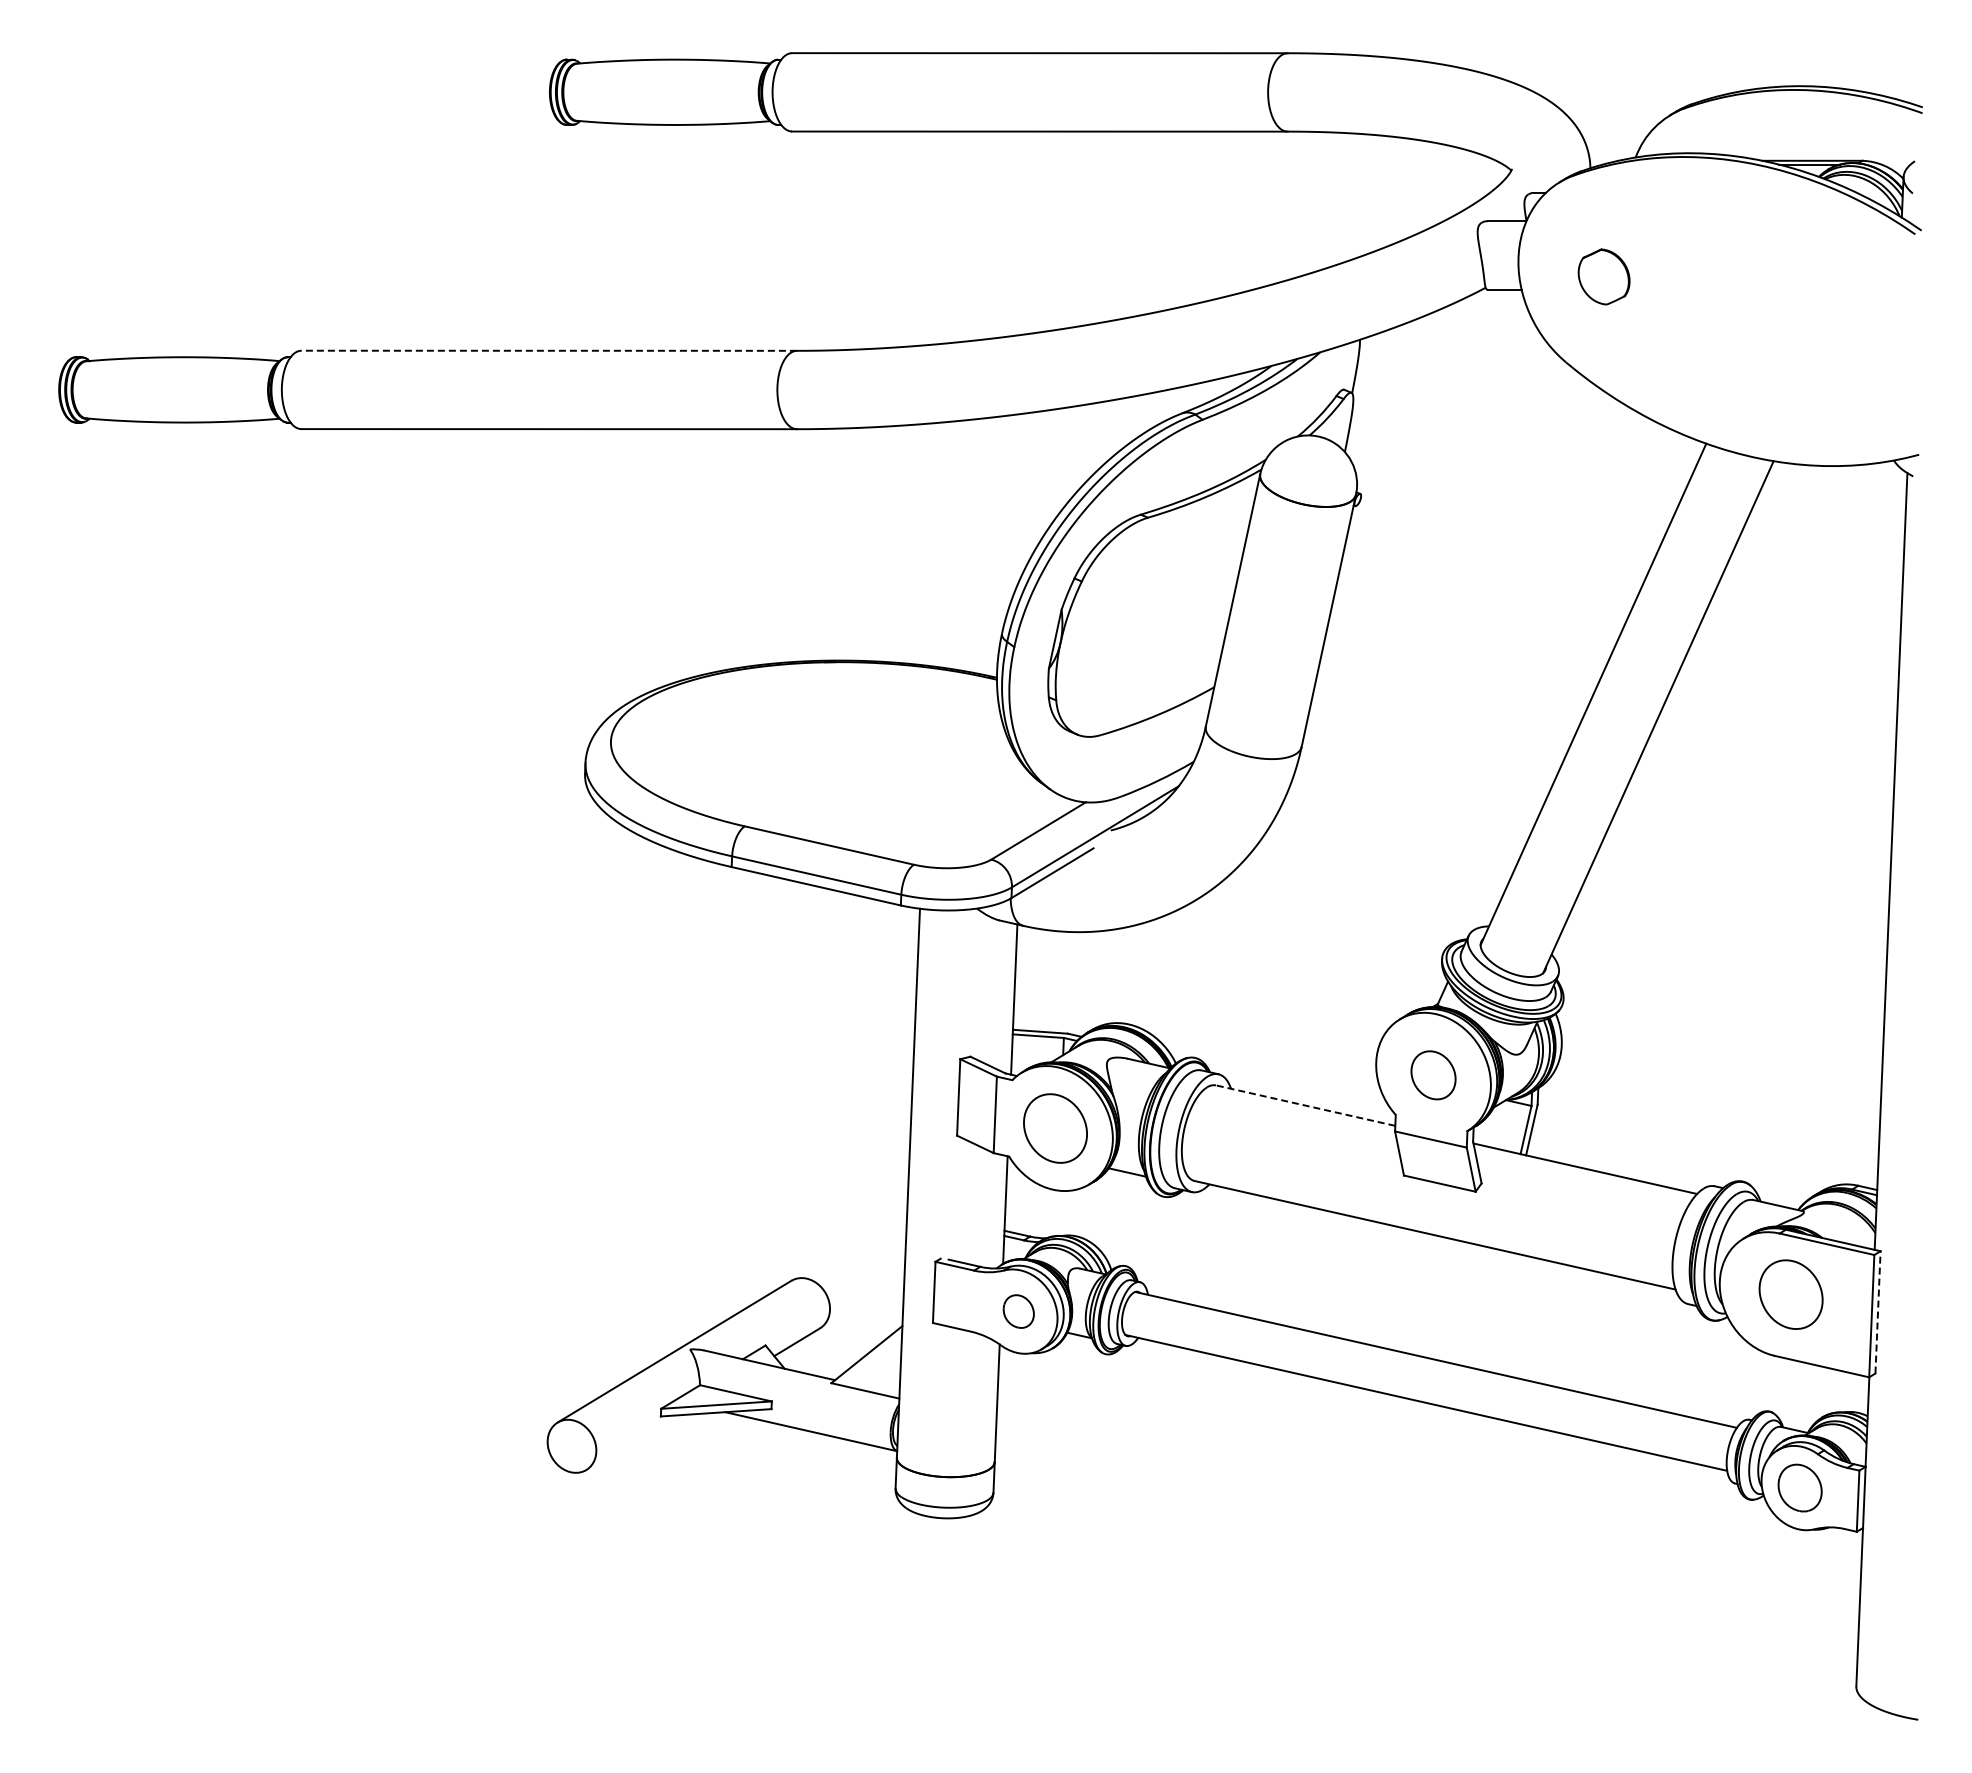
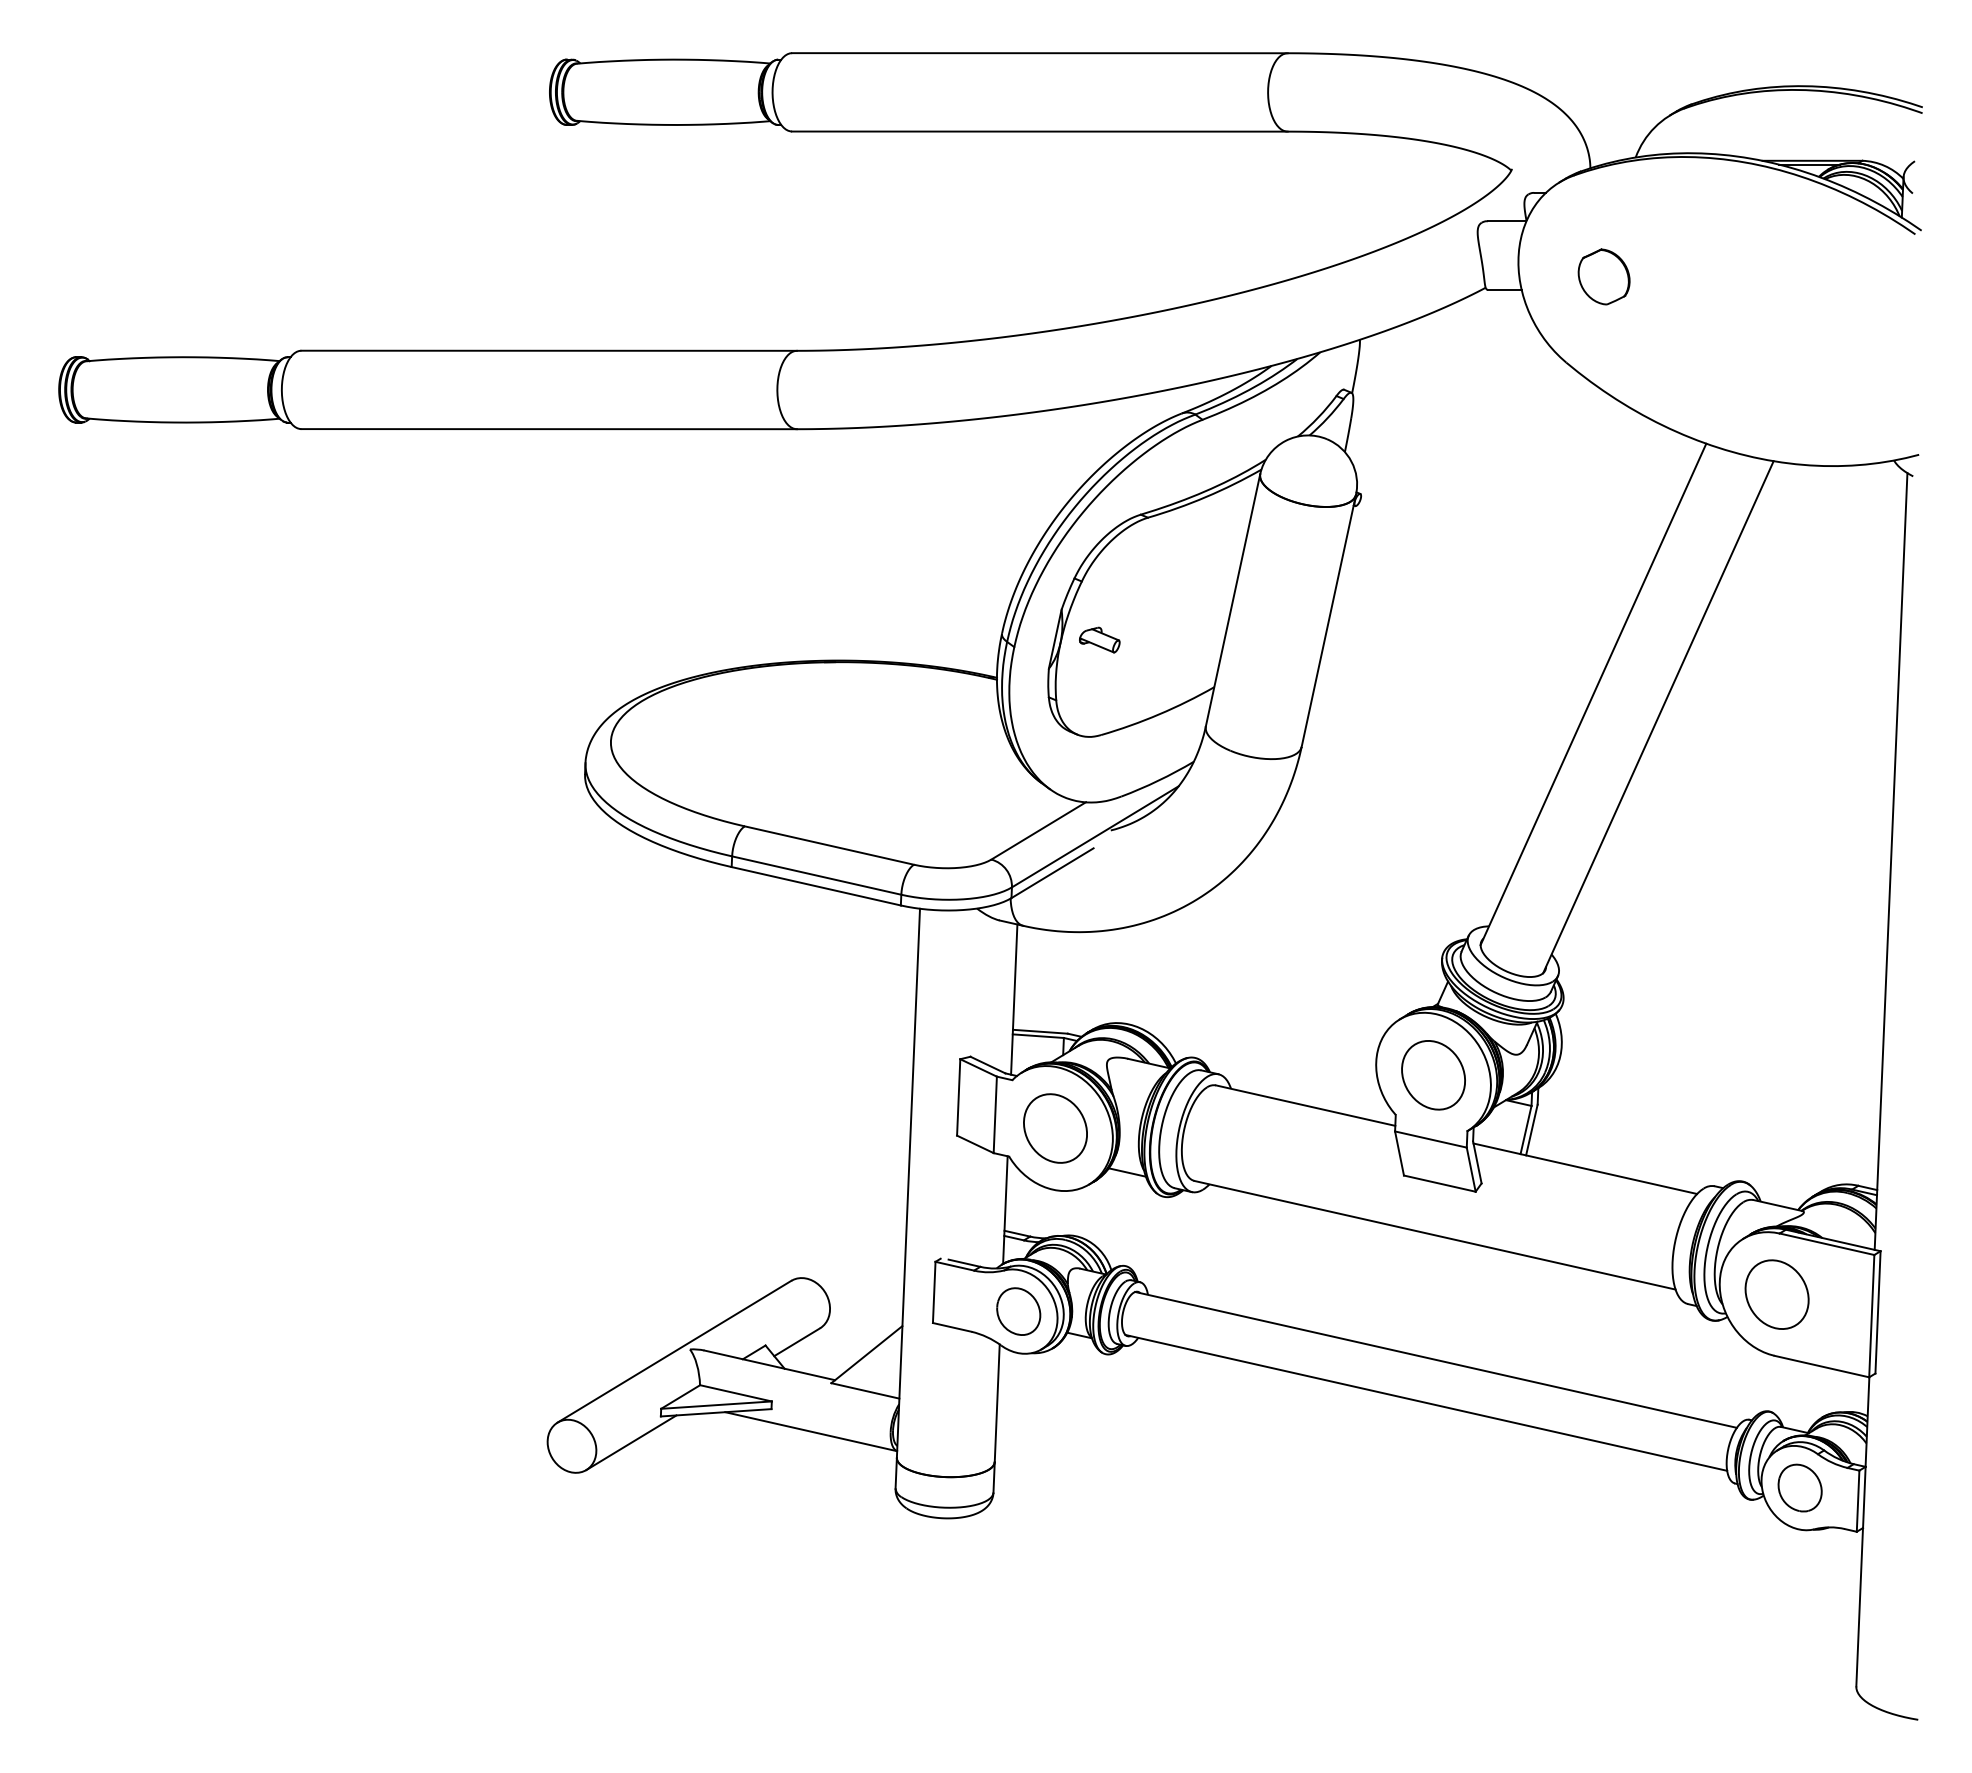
line: dashed -> solid (549, 350)
part: none -> present (1099, 639)
part size: 47x51 px -> 65x71 px (1433, 1075)
line: dashed -> solid (1305, 1105)
part position: (1790, 1294) -> (1776, 1294) (1776, 1294)
part size: 33x35 px -> 46x49 px (1018, 1311)
line: dashed -> solid (1878, 1311)
line: none -> present (631, 1442)
